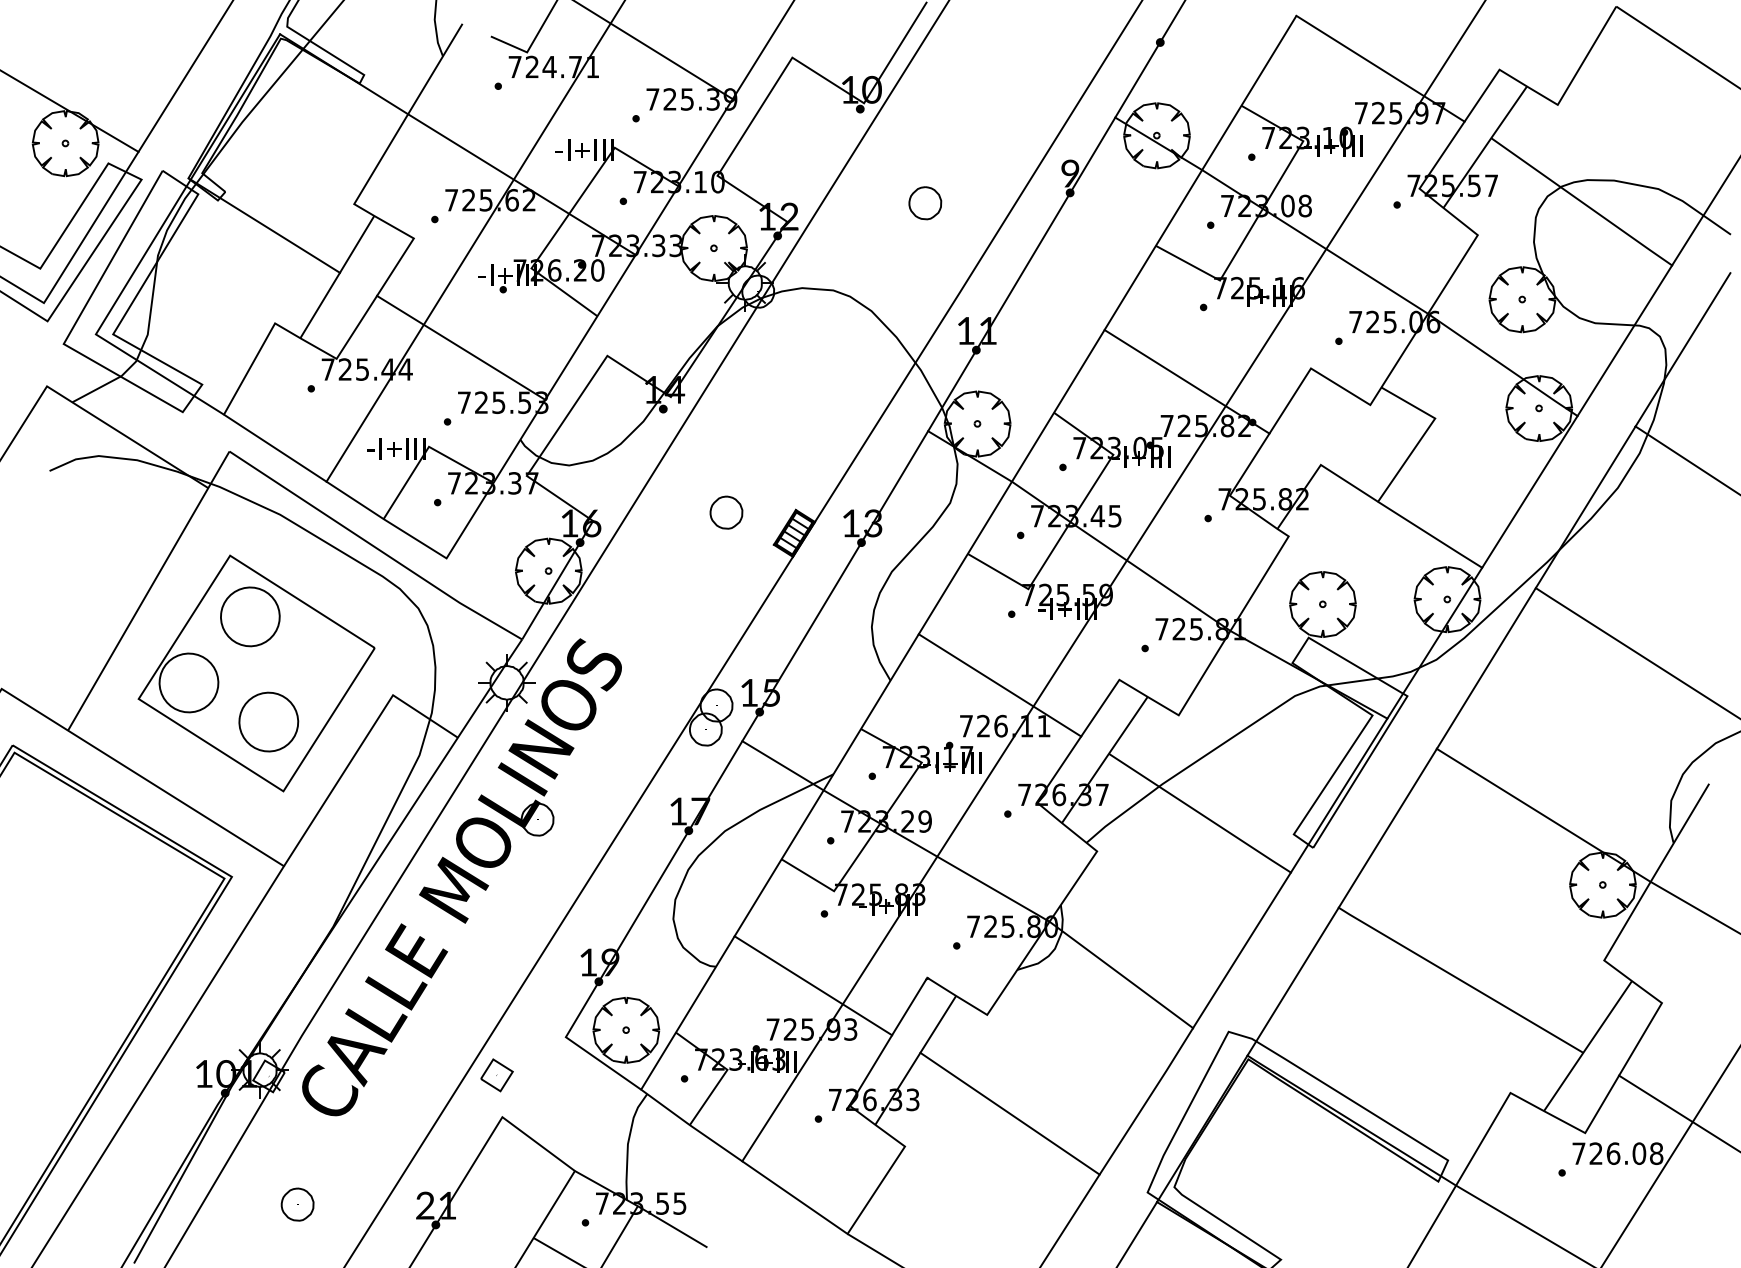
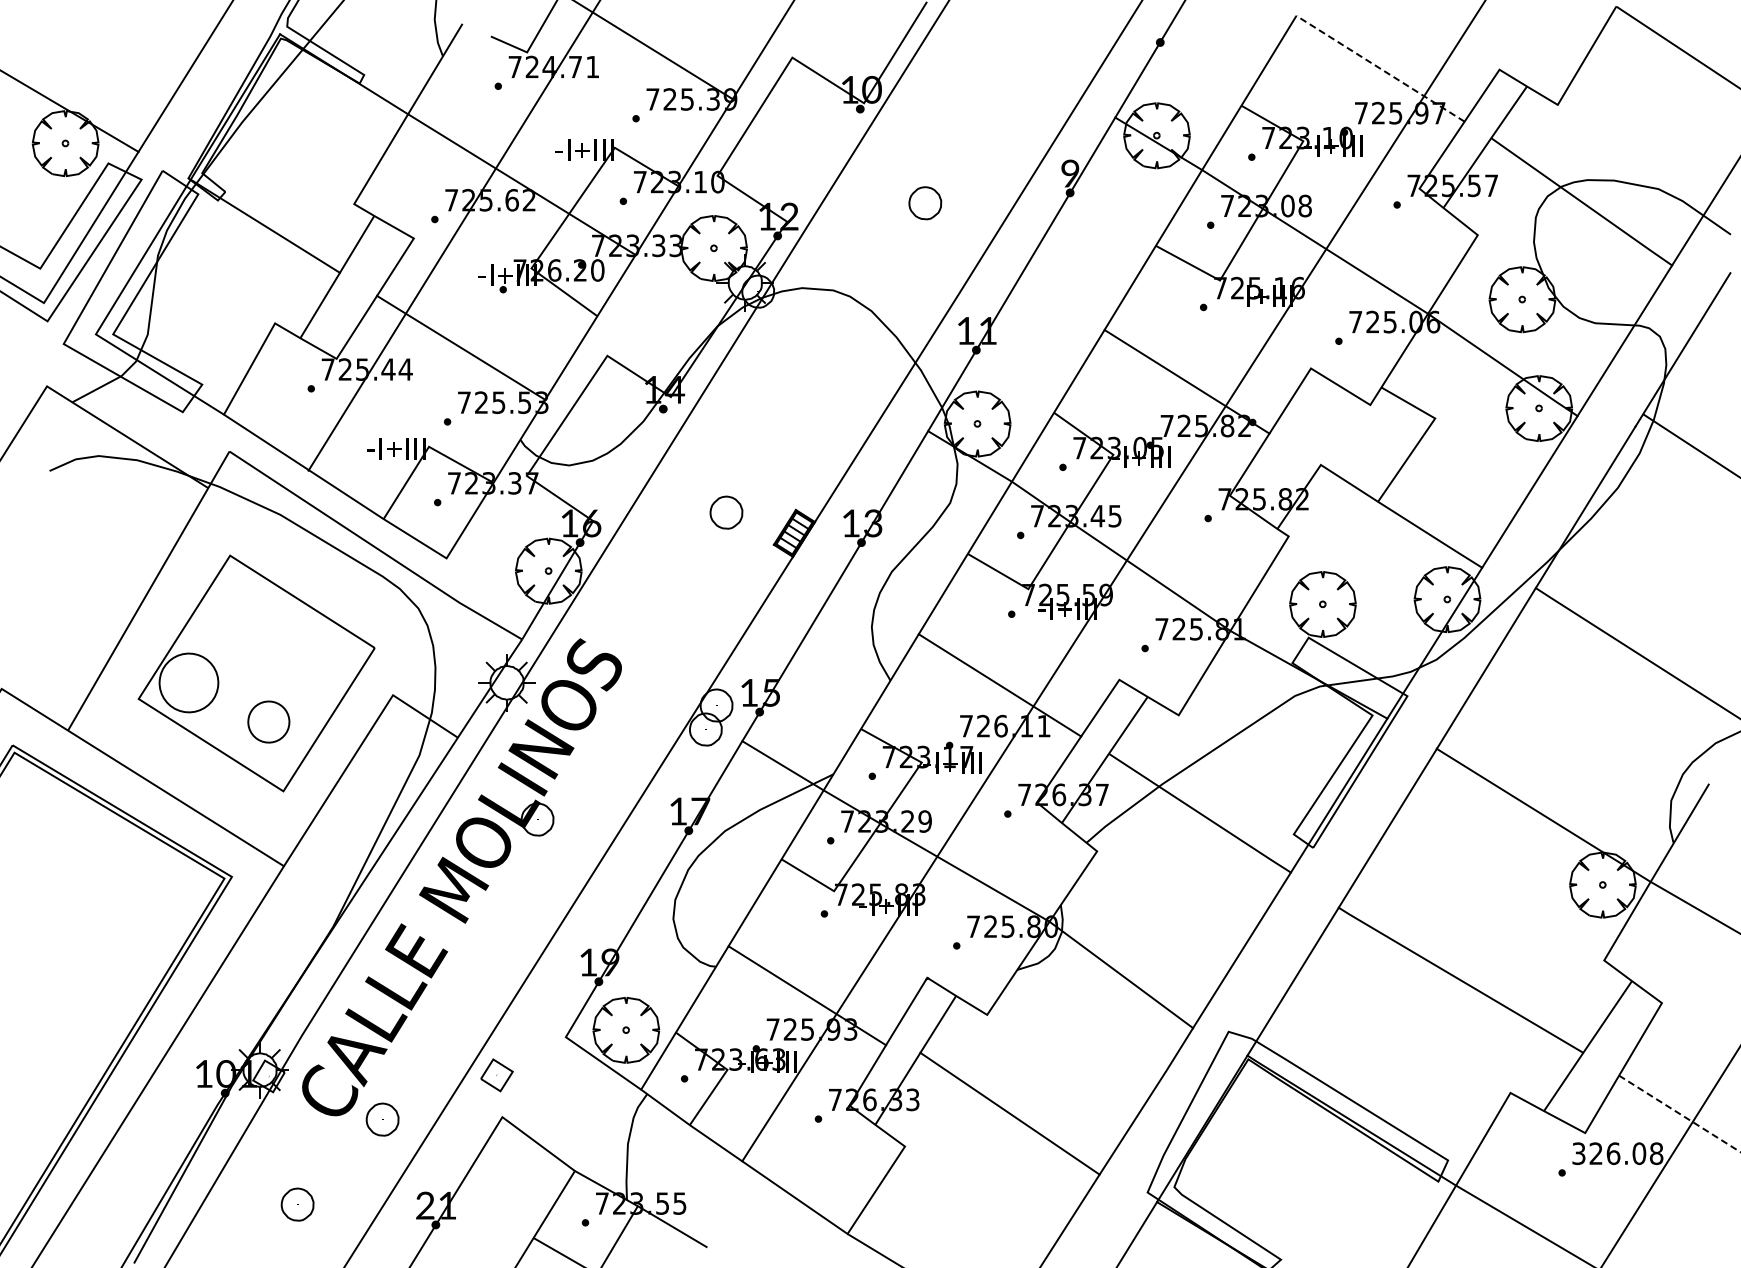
line: solid -> dashed (1380, 68)
line position: (474, 241) -> (453, 236) (453, 236)
line position: (1686, 459) -> (1690, 444) (1690, 444)
part: present -> none (250, 616)
part size: 62x62 px -> 44x44 px (268, 721)
line position: (813, 985) -> (807, 995) (807, 995)
line: solid -> dashed (1679, 1114)
part: none -> present (382, 1119)
text: 726.08 -> 326.08 (1578, 1153)
